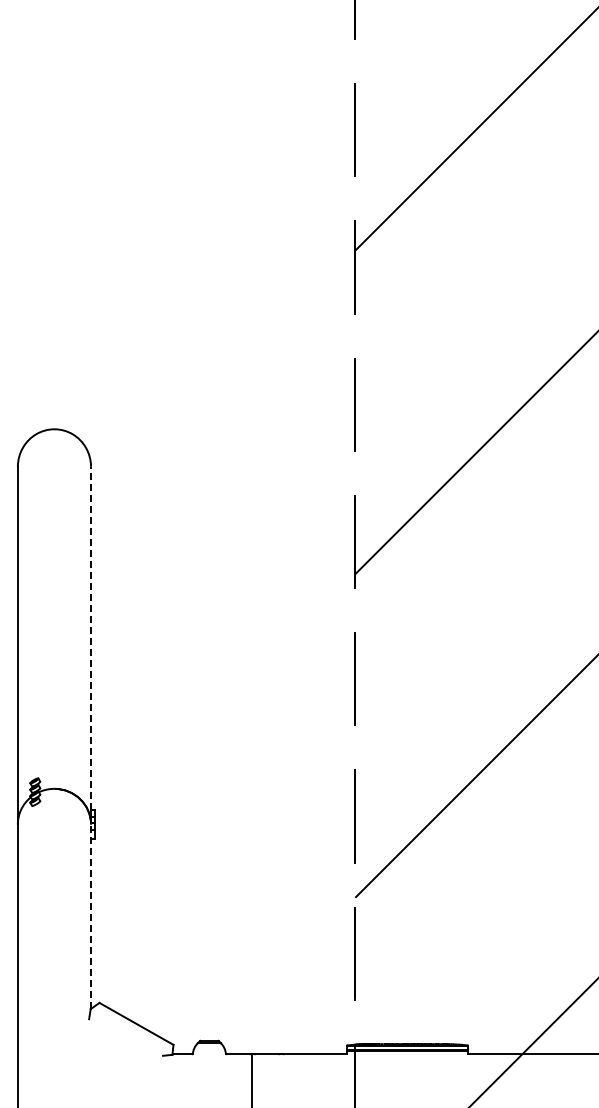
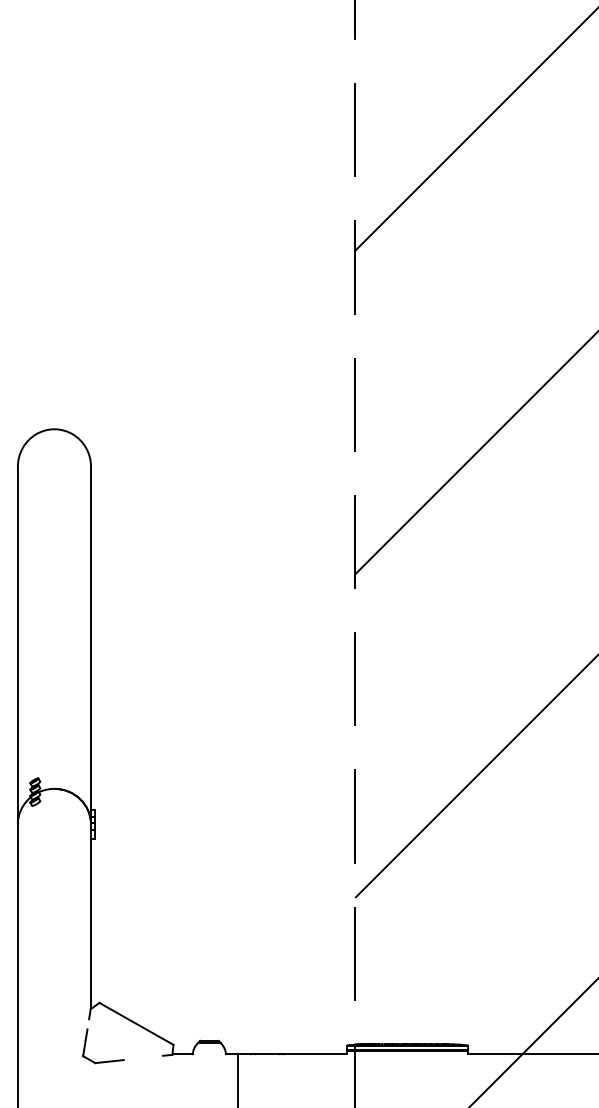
line: dashed -> solid (91, 638)
line: dashed -> solid (91, 915)
part: none -> present (107, 1060)
line position: (252, 1079) -> (238, 1079) (238, 1079)
